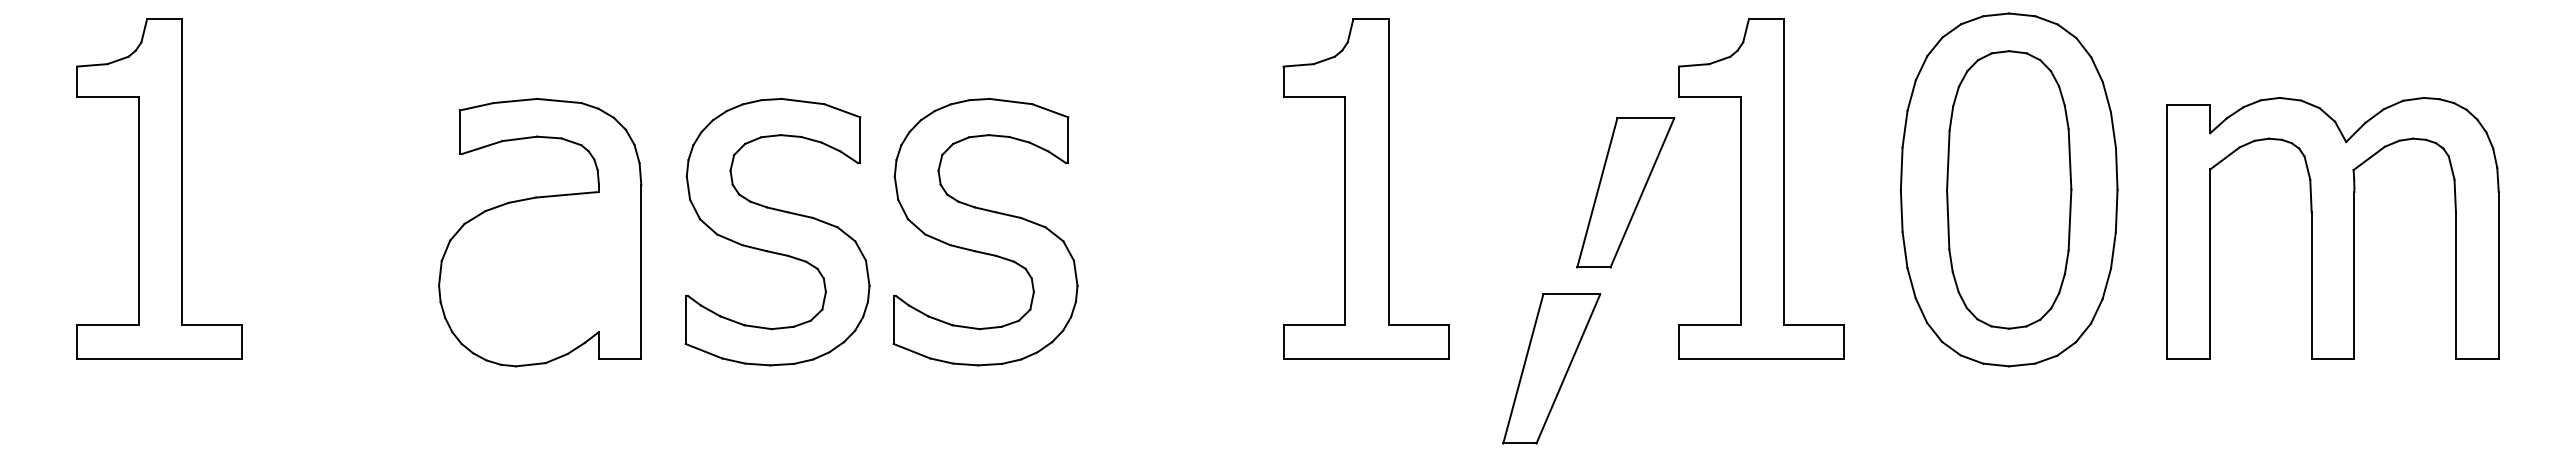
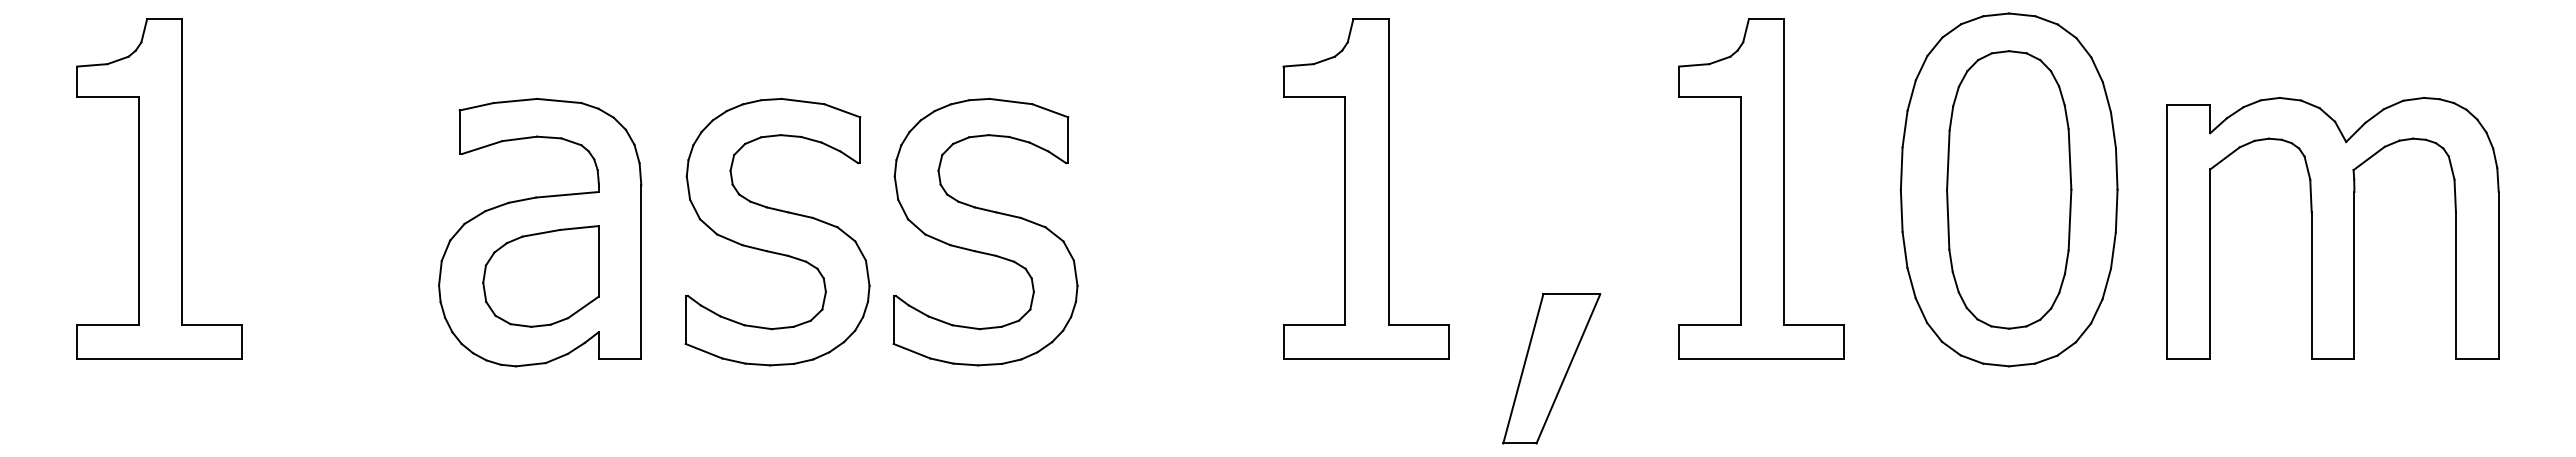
part: present -> none (1625, 192)
part: none -> present (540, 276)
